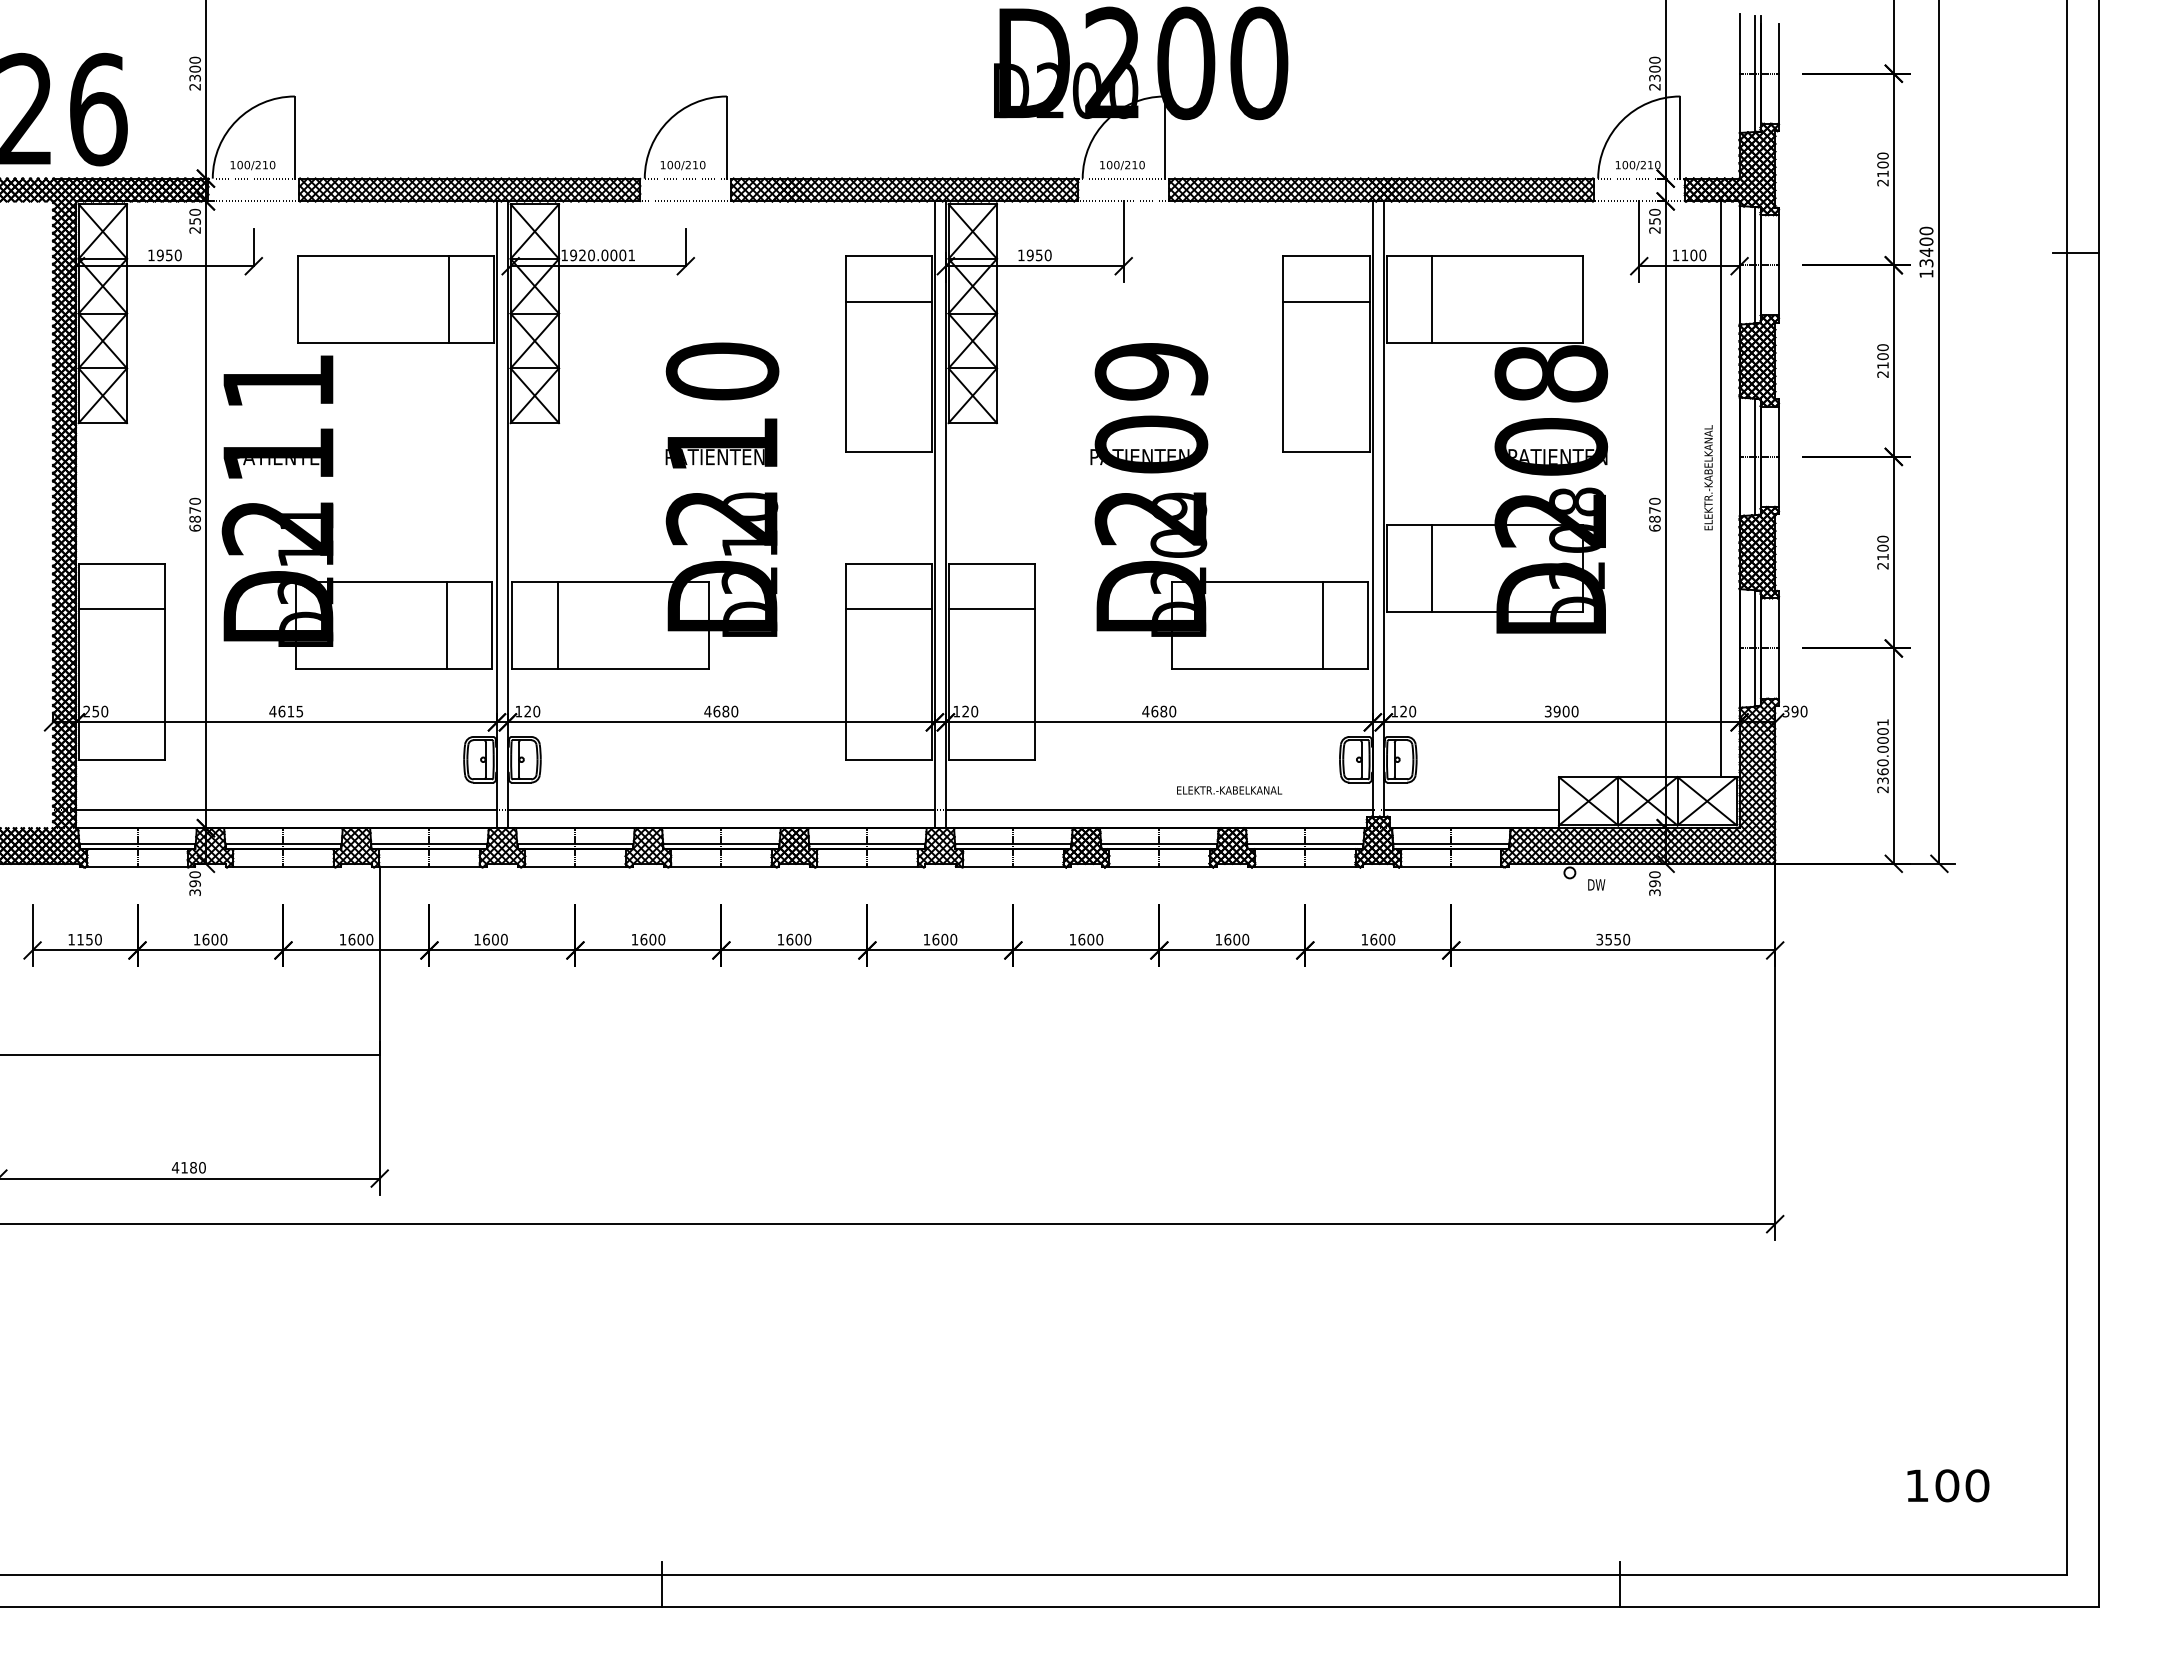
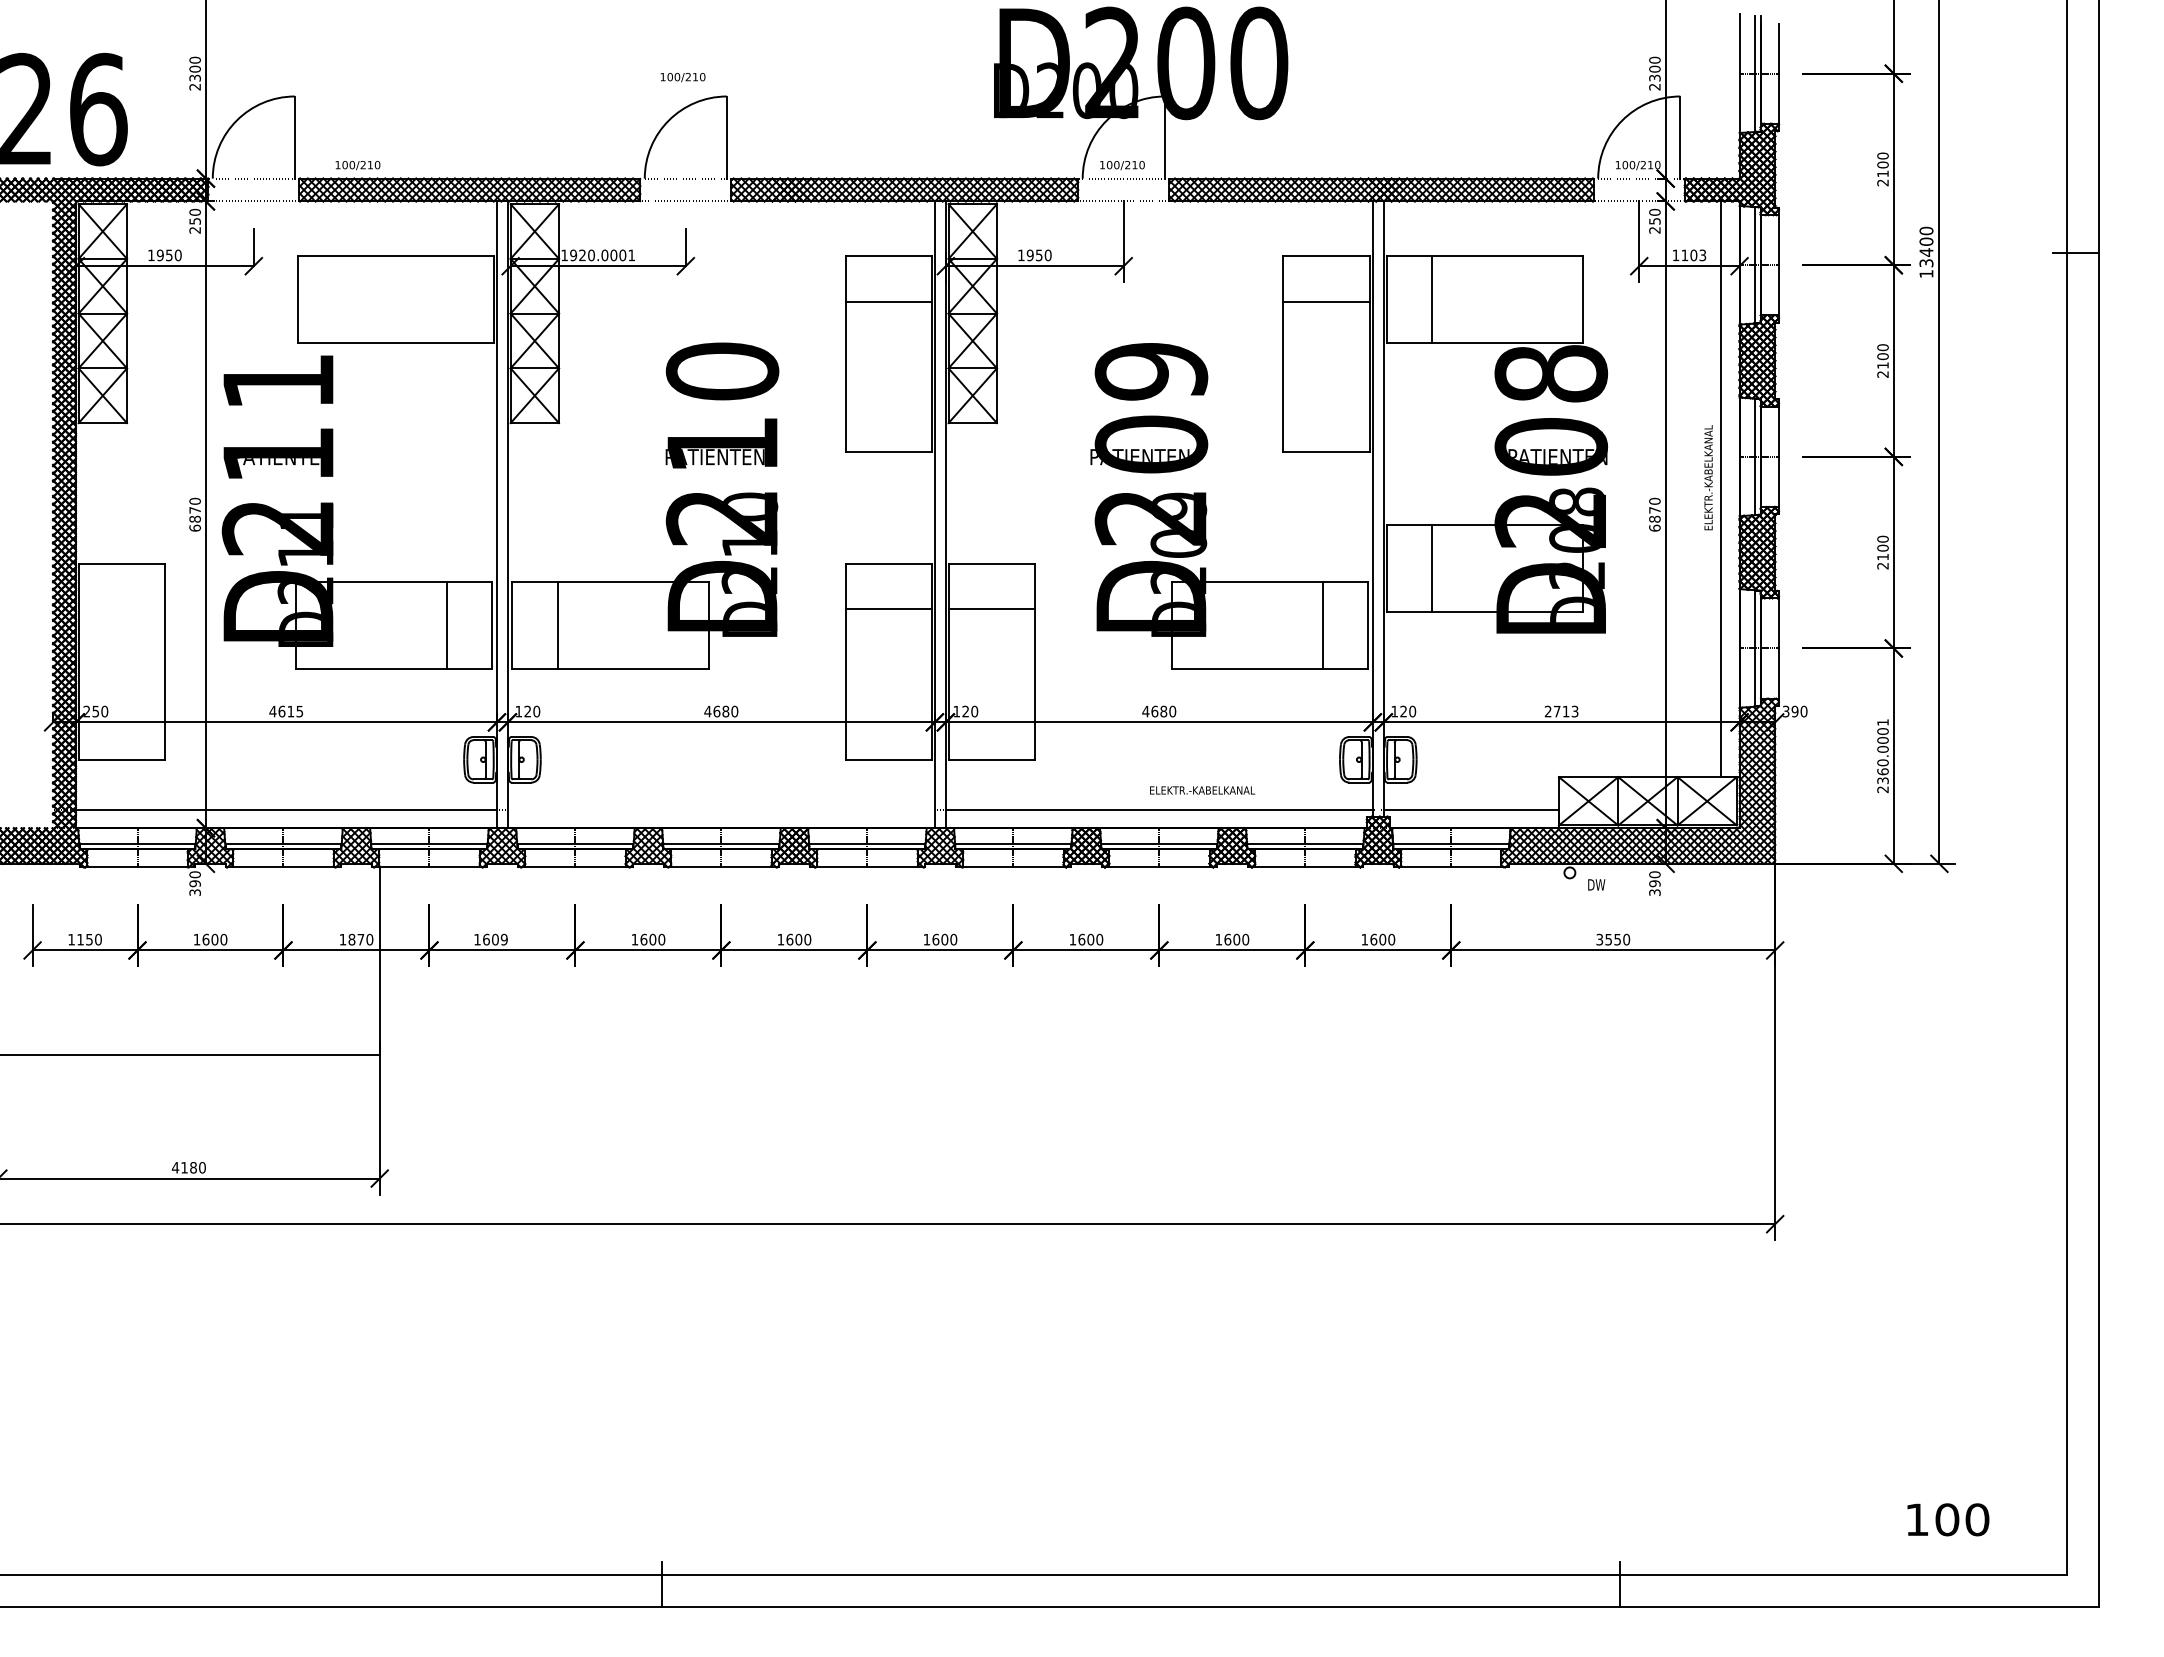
text position: (252, 165) -> (357, 165) (357, 165)
text position: (682, 165) -> (682, 77) (682, 77)
text: 1100 -> 1103 (1702, 255)
line: present -> none (448, 299)
line: present -> none (121, 609)
text: 3900 -> 2713 (1561, 711)
text position: (1229, 790) -> (1202, 790) (1202, 790)
line: present -> none (720, 809)
text: 1600 -> 1870 (356, 939)
text: 1600 -> 1609 (503, 939)
text position: (1948, 1485) -> (1948, 1519) (1948, 1519)
